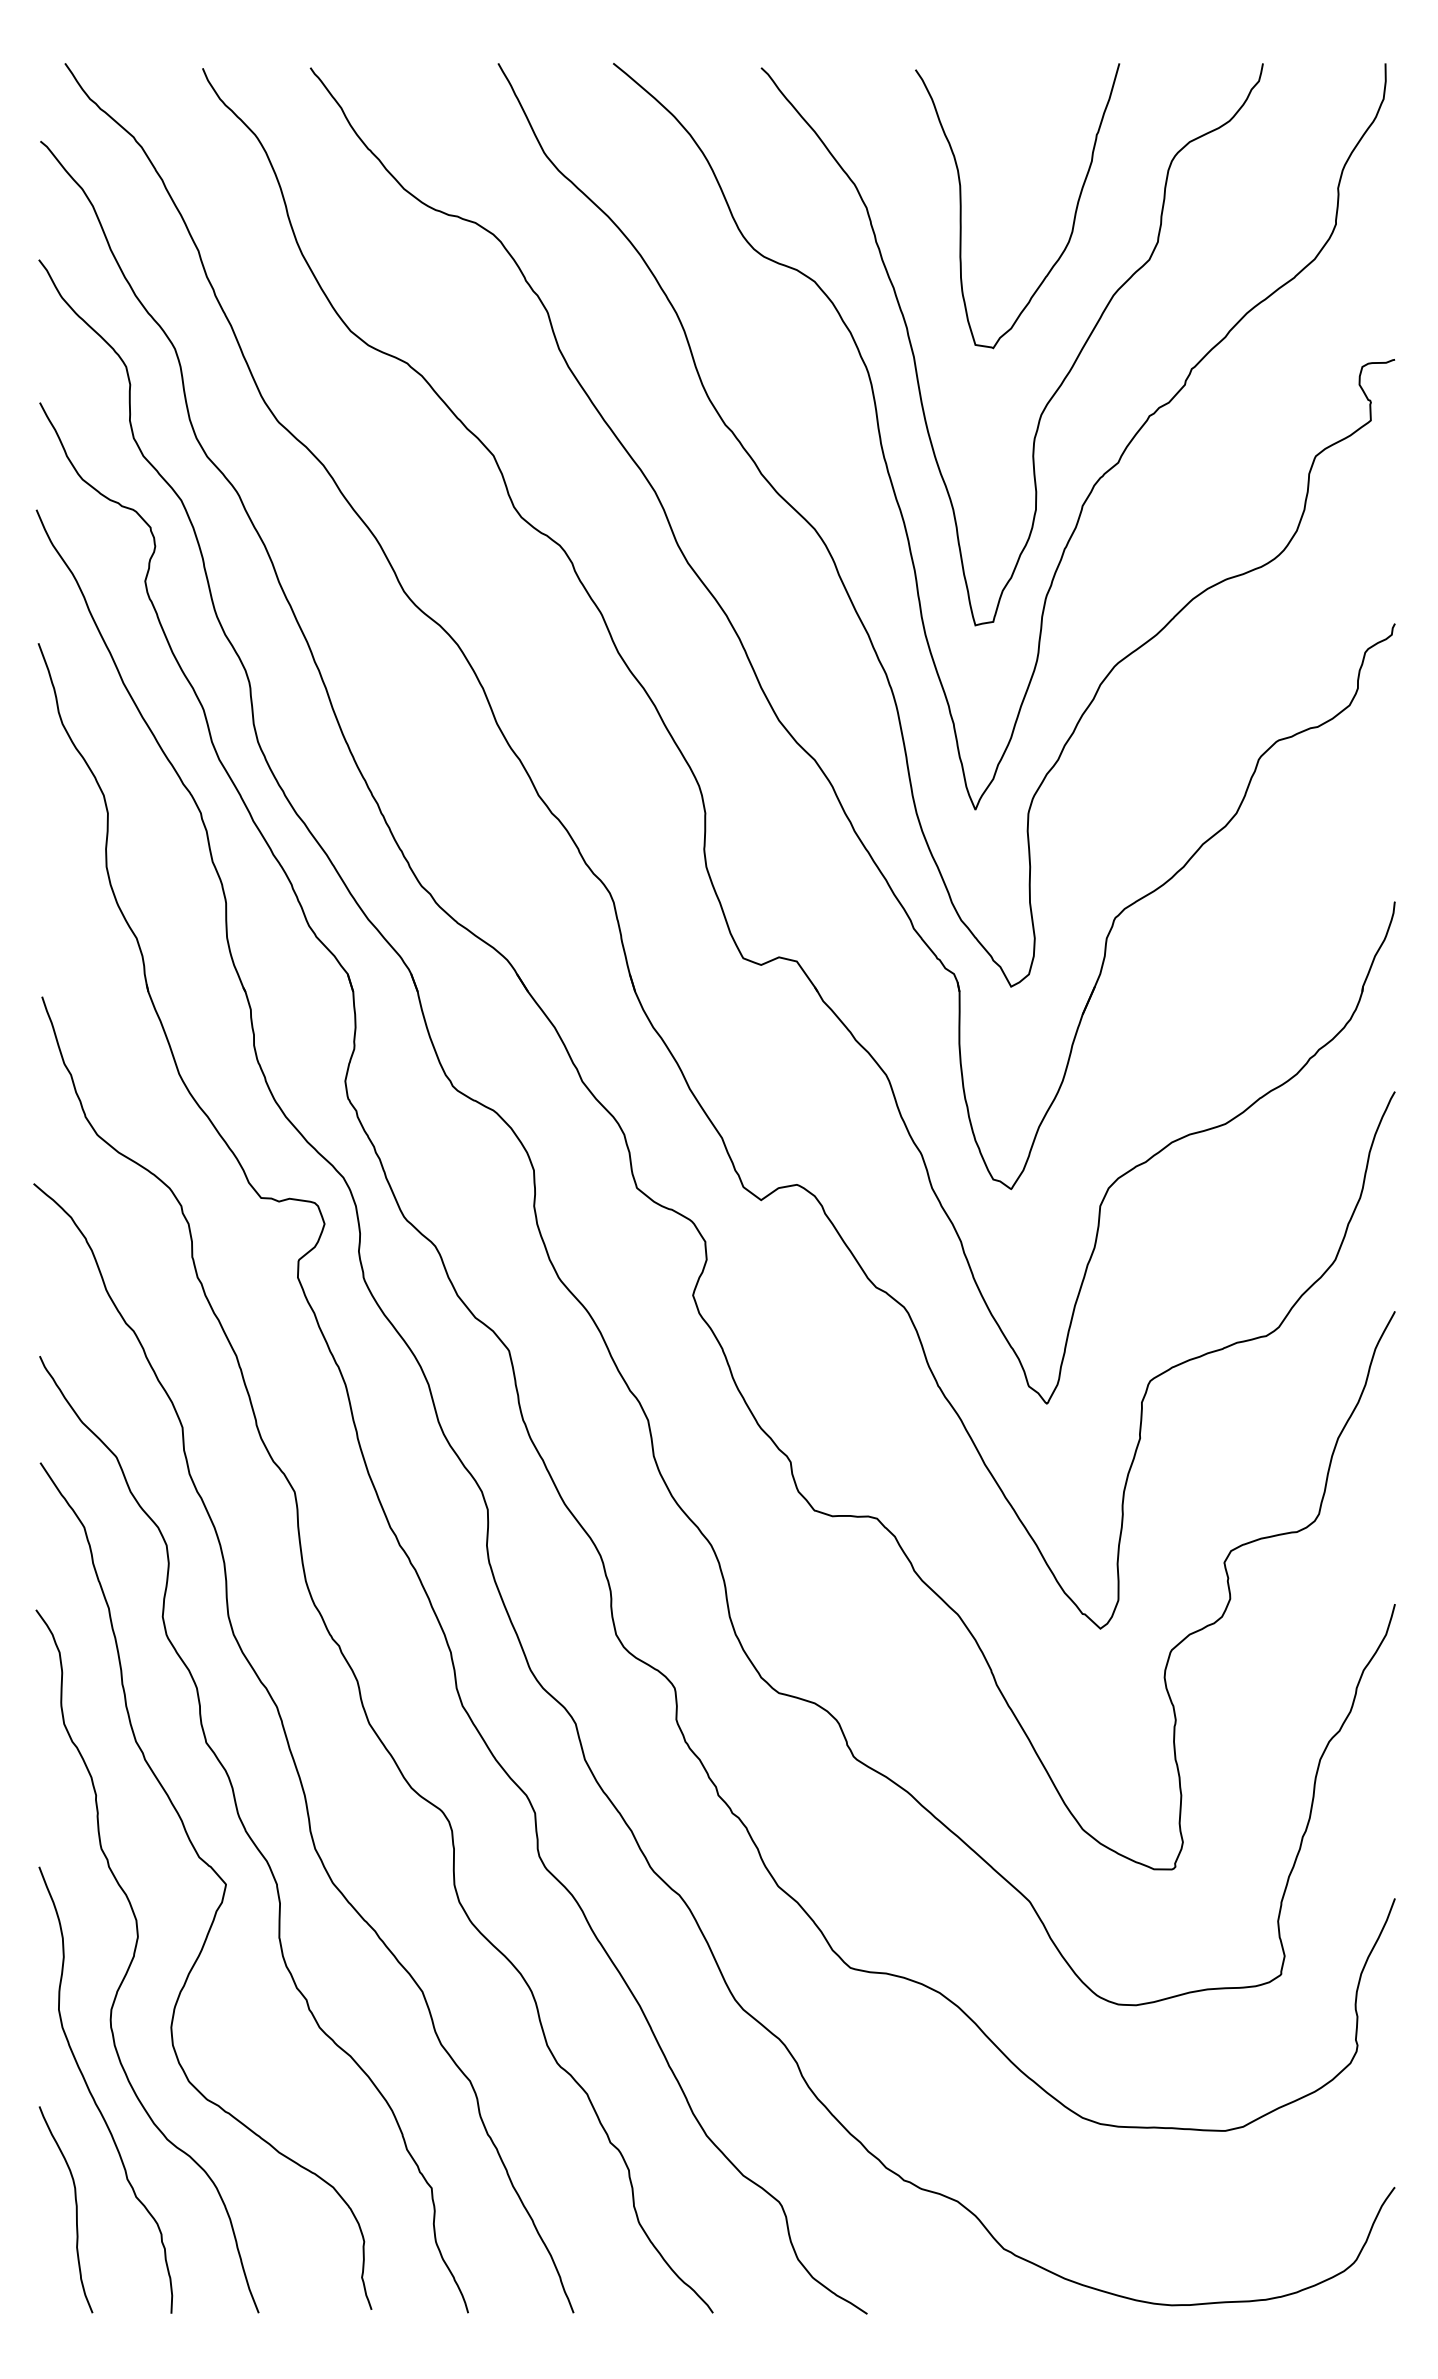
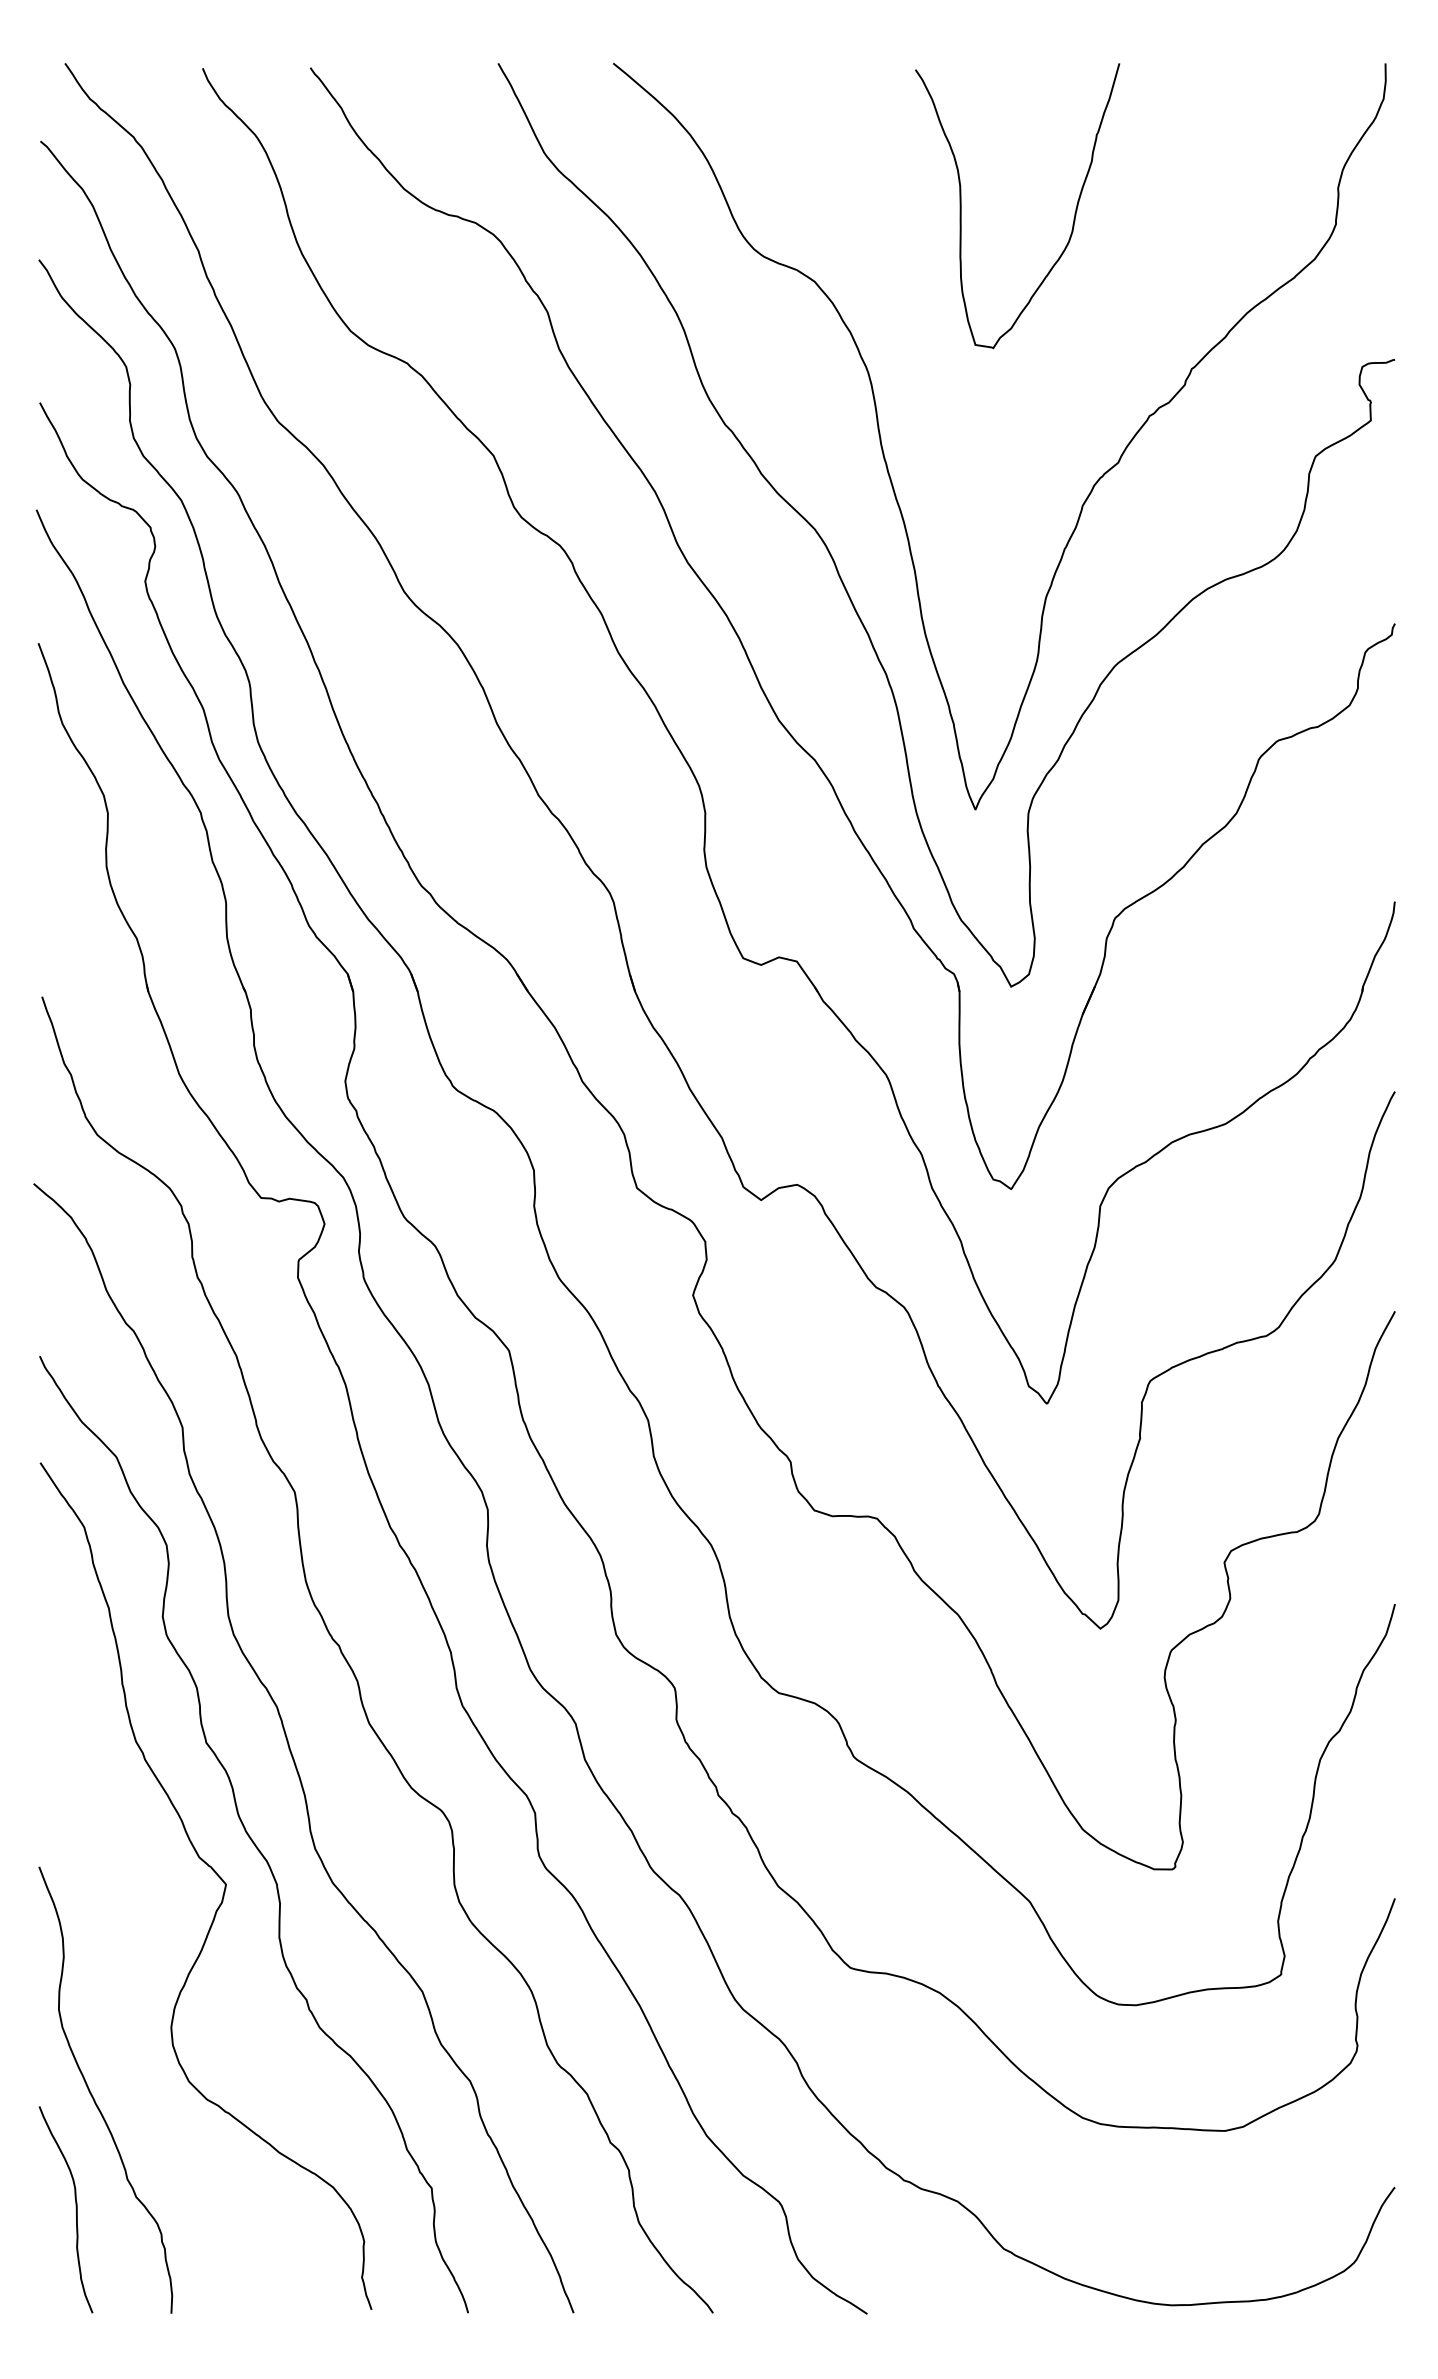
curve: present -> none (1063, 378)
curve: present -> none (134, 1957)
